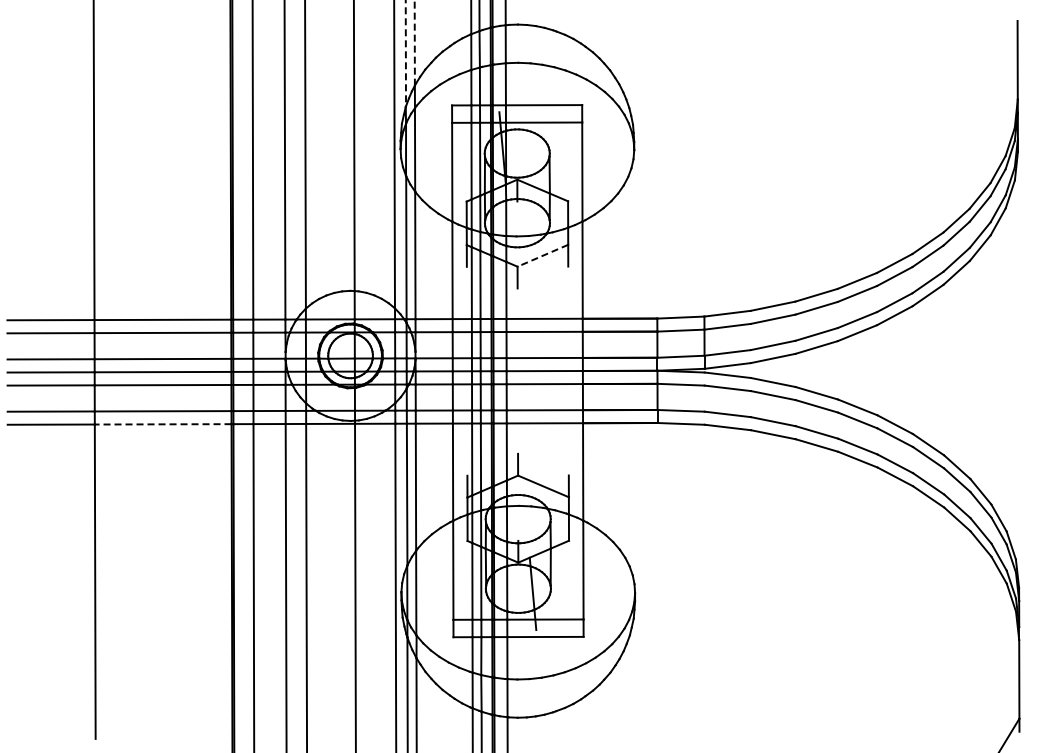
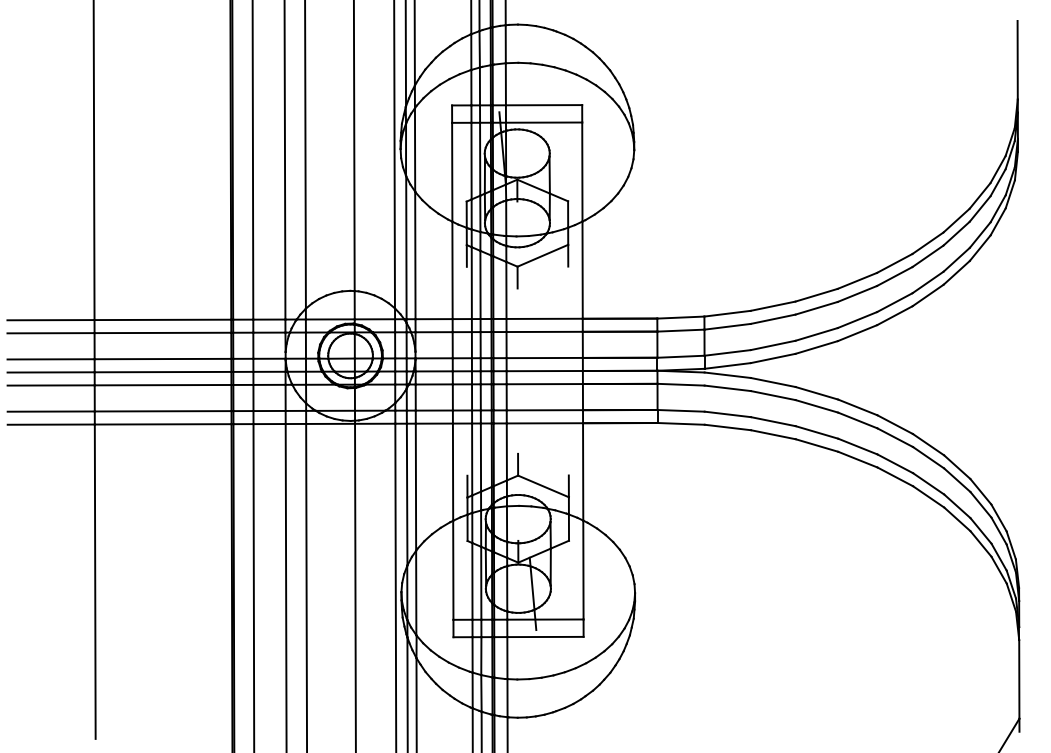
line: dashed -> solid (414, 42)
line: dashed -> solid (405, 53)
line: dashed -> solid (542, 255)
line: dashed -> solid (162, 424)
